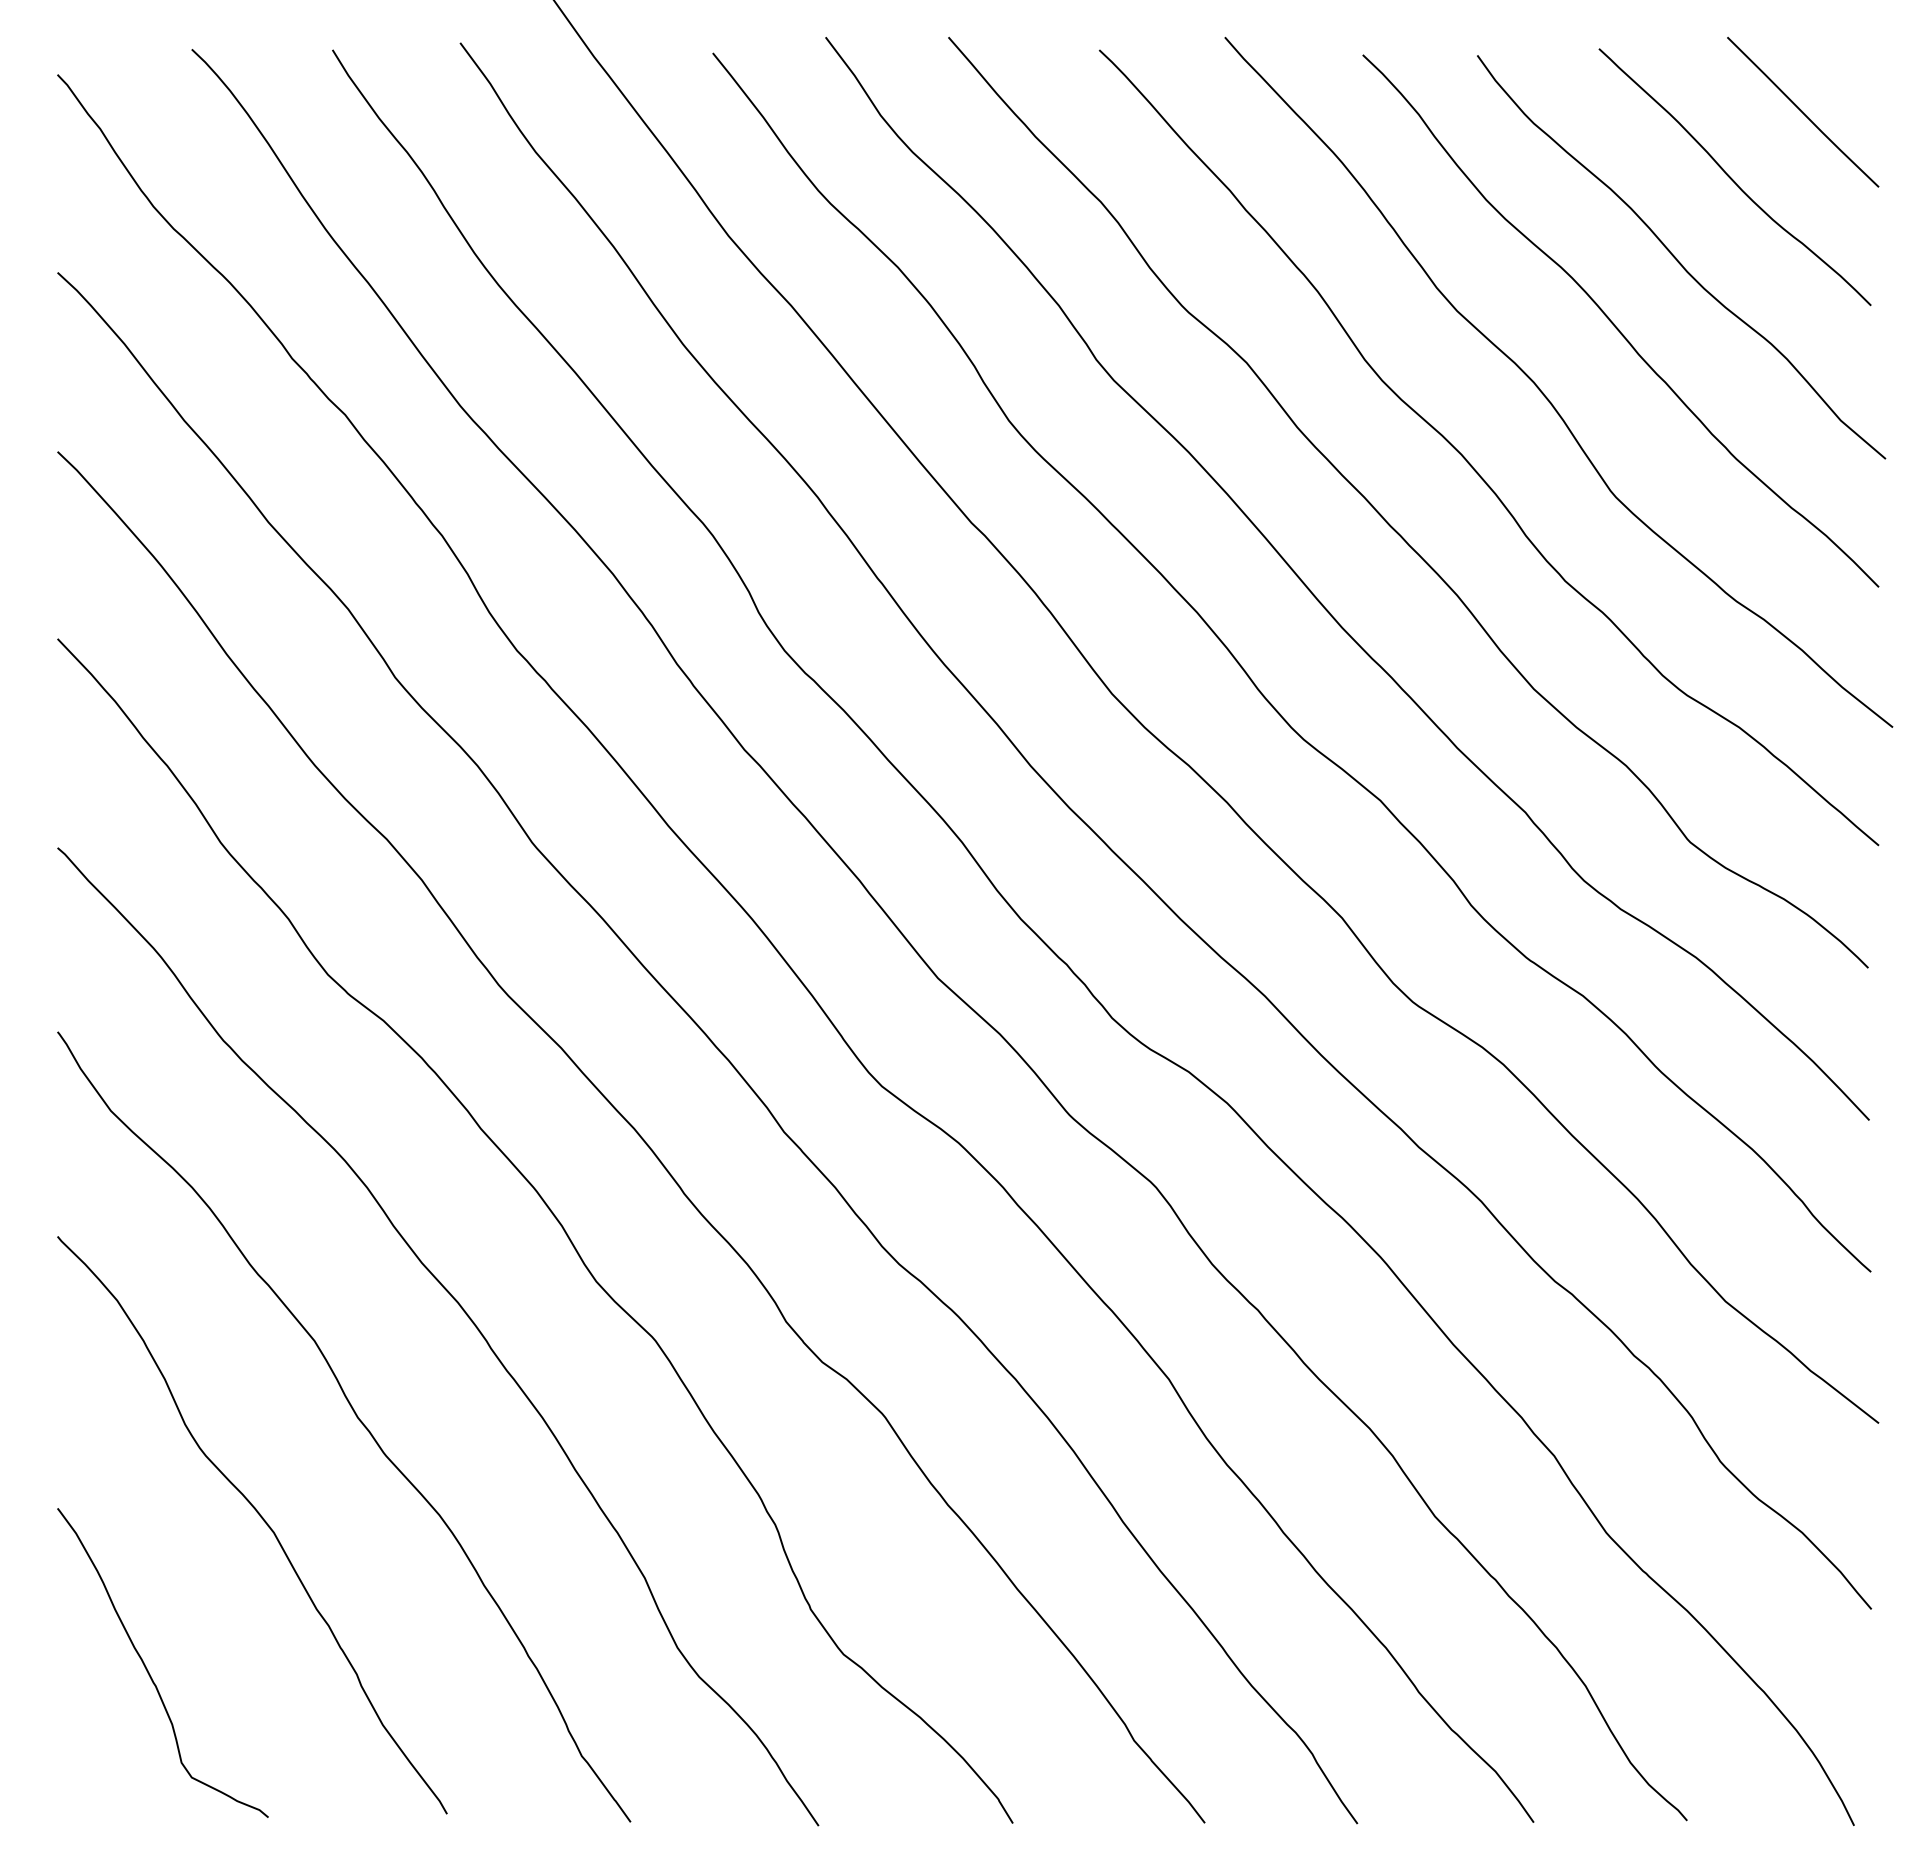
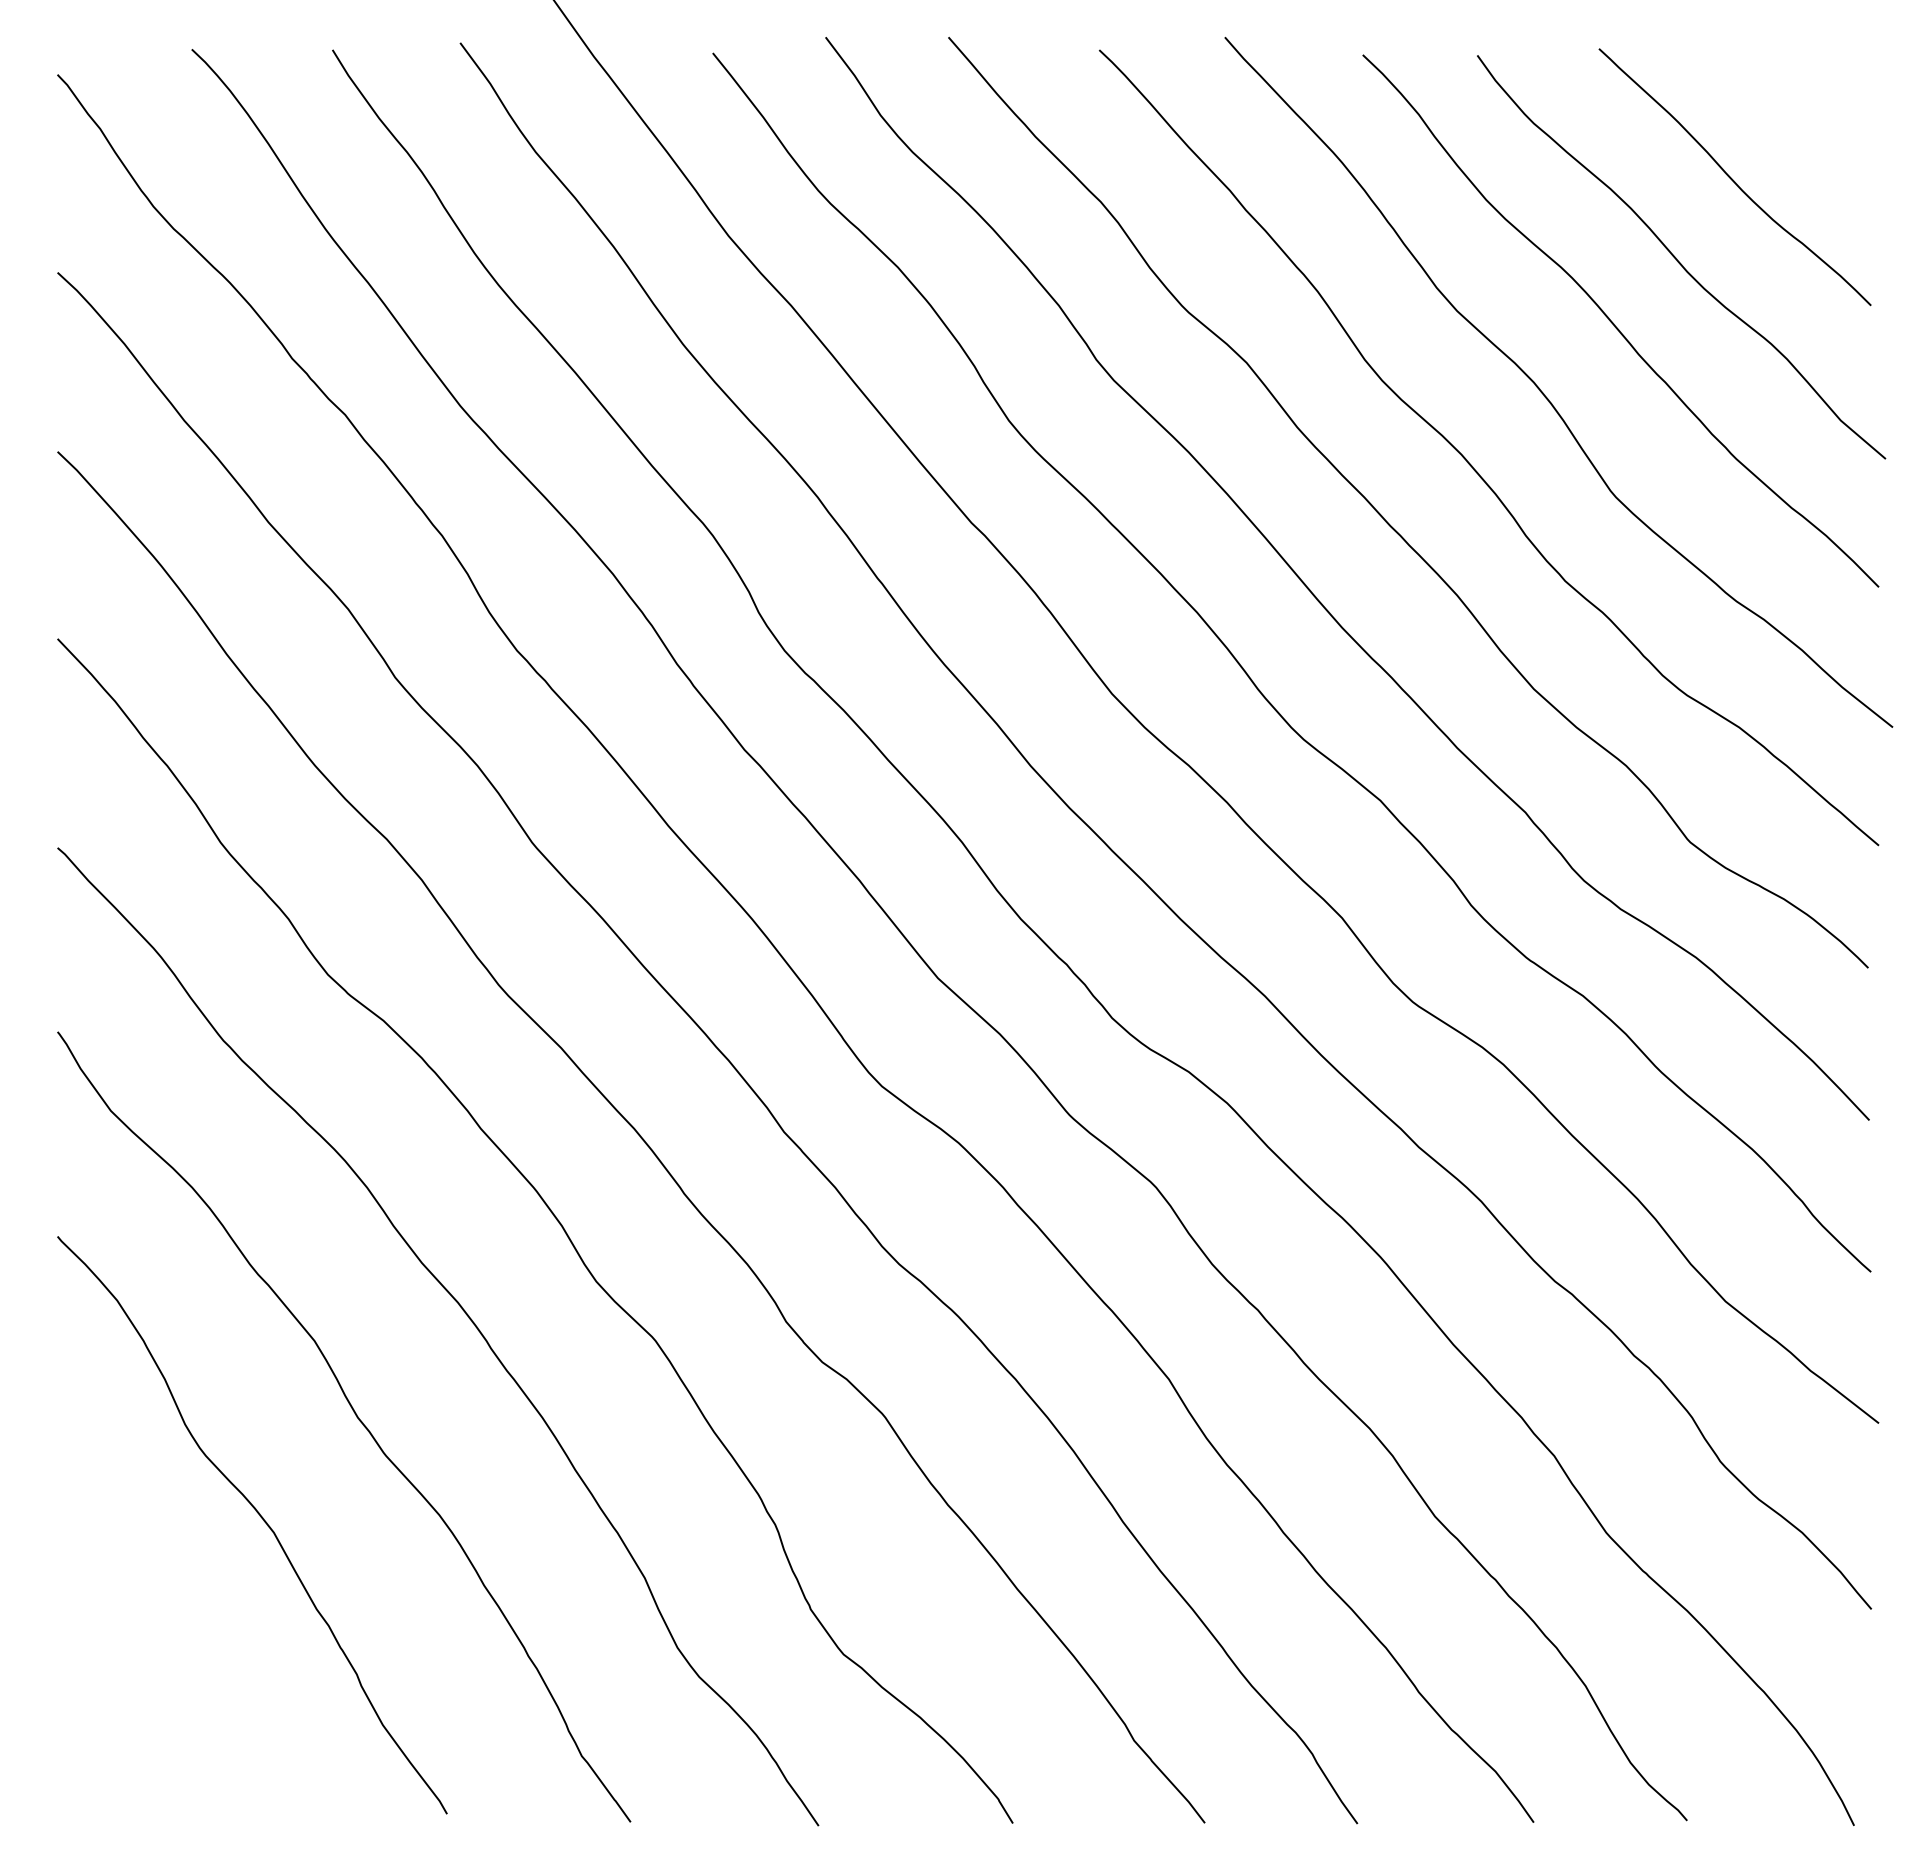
line: present -> none (1803, 112)
curve: present -> none (148, 1670)
